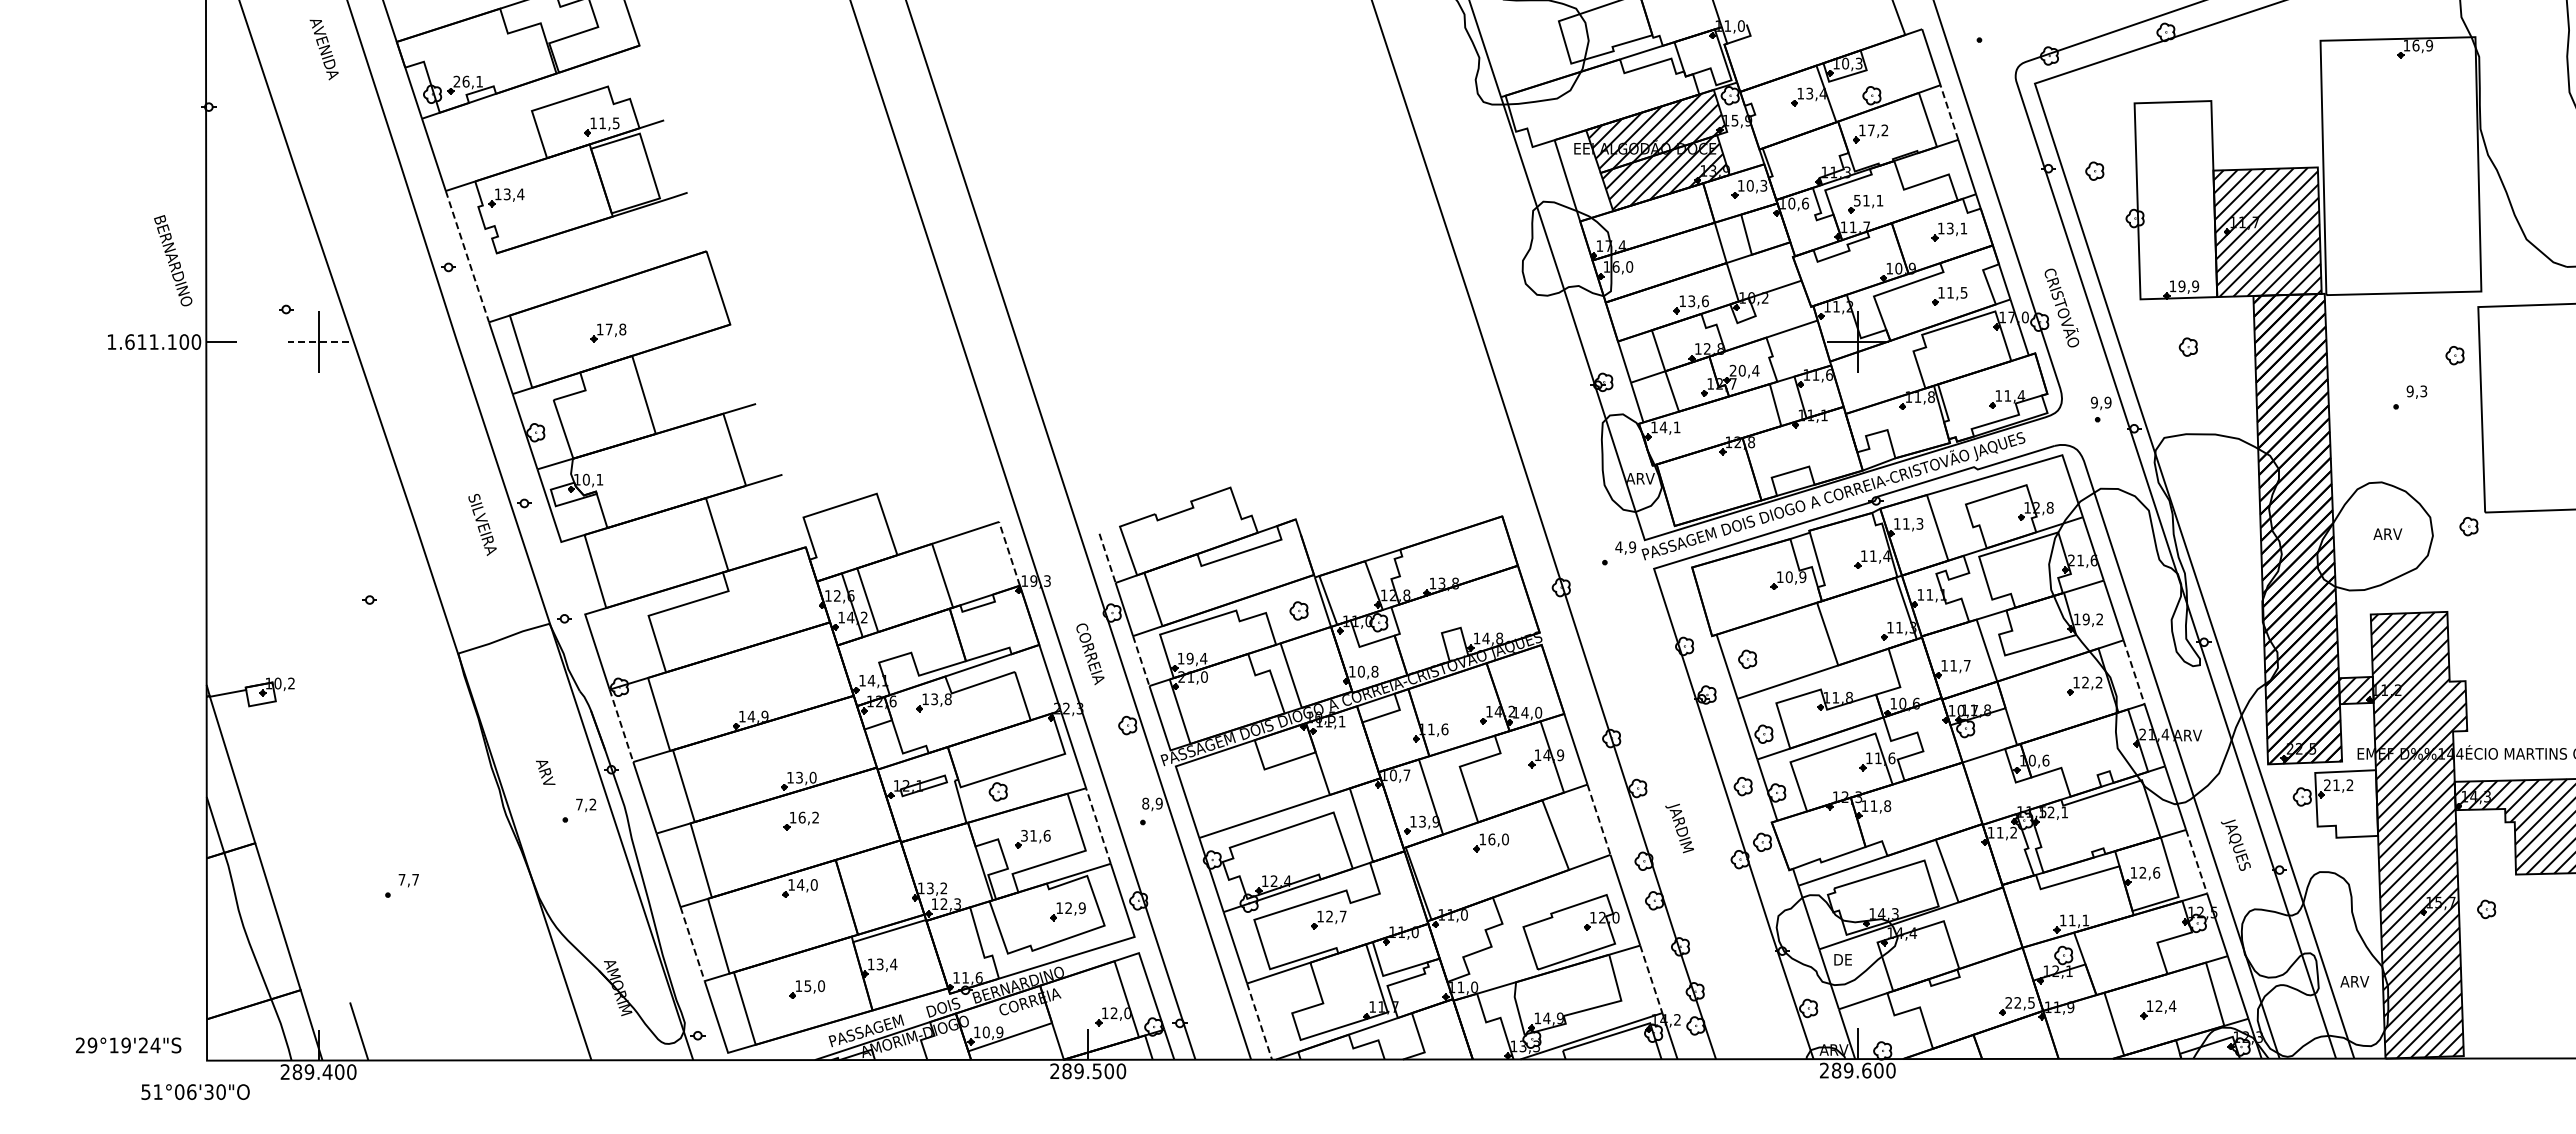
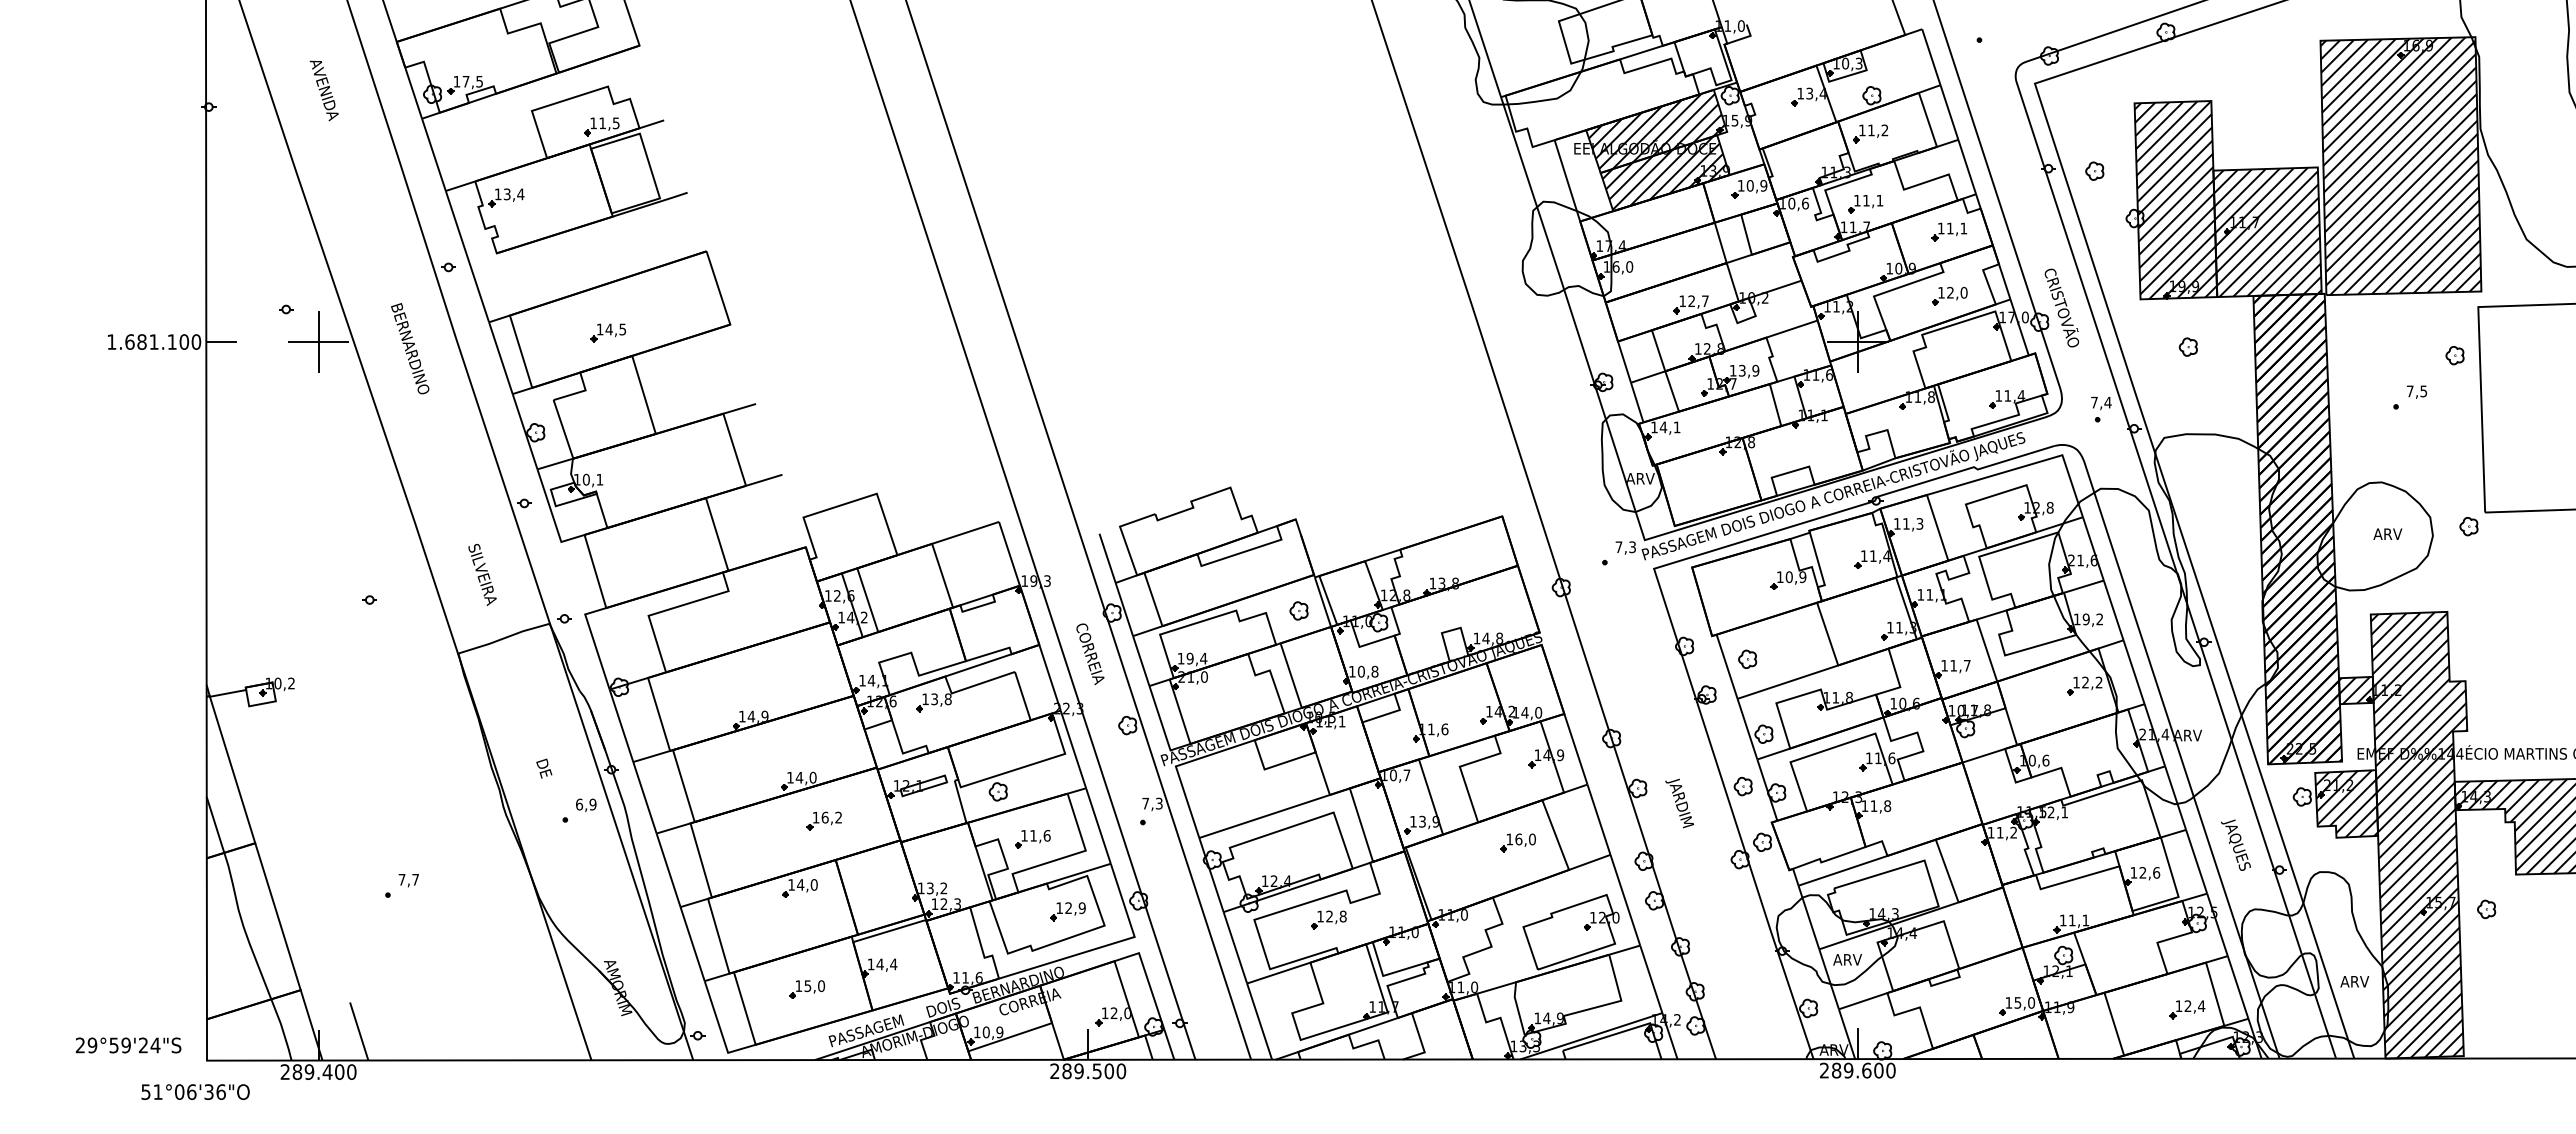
text position: (323, 49) -> (323, 90) (323, 90)
text: 26,1 -> 17,5 (467, 81)
line: dashed -> solid (1949, 112)
text: 17,2 -> 11,2 (1871, 130)
hatch: none -> present (2400, 166)
text: 10,3 -> 10,9 (1763, 185)
text: 51,1 -> 11,1 (1857, 200)
hatch: none -> present (2175, 200)
text: 13,1 -> 11,1 (1949, 228)
line: dashed -> solid (467, 257)
text position: (173, 260) -> (410, 348) (410, 348)
text: 11,5 -> 12,0 (1957, 292)
text: 13,6 -> 12,7 (1698, 301)
text: 17,8 -> 14,5 (615, 329)
text: 1.611.100 -> 1.681.100 (141, 341)
line: dashed -> solid (318, 342)
text: 20,4 -> 13,9 (1744, 370)
text: 9,3 -> 7,5 (2416, 391)
text: 9,9 -> 7,4 (2100, 402)
text position: (482, 524) -> (482, 574) (482, 574)
text: 4,9 -> 7,3 (1625, 546)
line: dashed -> solid (1009, 553)
line: dashed -> solid (1107, 558)
line: dashed -> solid (1141, 661)
line: dashed -> solid (2134, 672)
line: dashed -> solid (621, 726)
text: ARV -> DE (545, 771)
text: 13,0 -> 14,0 (799, 777)
text: 8,9 -> 7,3 (1152, 803)
hatch: none -> present (2346, 803)
text: 7,2 -> 6,9 (586, 804)
line: dashed -> solid (1599, 819)
part position: (800, 820) -> (823, 820) (823, 820)
line: dashed -> solid (1098, 826)
text position: (1679, 828) -> (1679, 803) (1679, 803)
text: 31,6 -> 11,6 (1024, 835)
part position: (1490, 842) -> (1517, 842) (1517, 842)
line: dashed -> solid (2196, 861)
text: 12,7 -> 12,8 (1342, 916)
line: dashed -> solid (692, 944)
text: DE -> ARV (1847, 959)
text: 13,4 -> 14,4 (879, 964)
line: dashed -> solid (1651, 979)
text: 22,5 -> 15,0 (2020, 1002)
part position: (2158, 1009) -> (2187, 1009) (2187, 1009)
line: dashed -> solid (1259, 1022)
text: 29°19'24"S -> 29°59'24"S (113, 1045)
text: 51°06'30"O -> 51°06'36"O (220, 1091)
